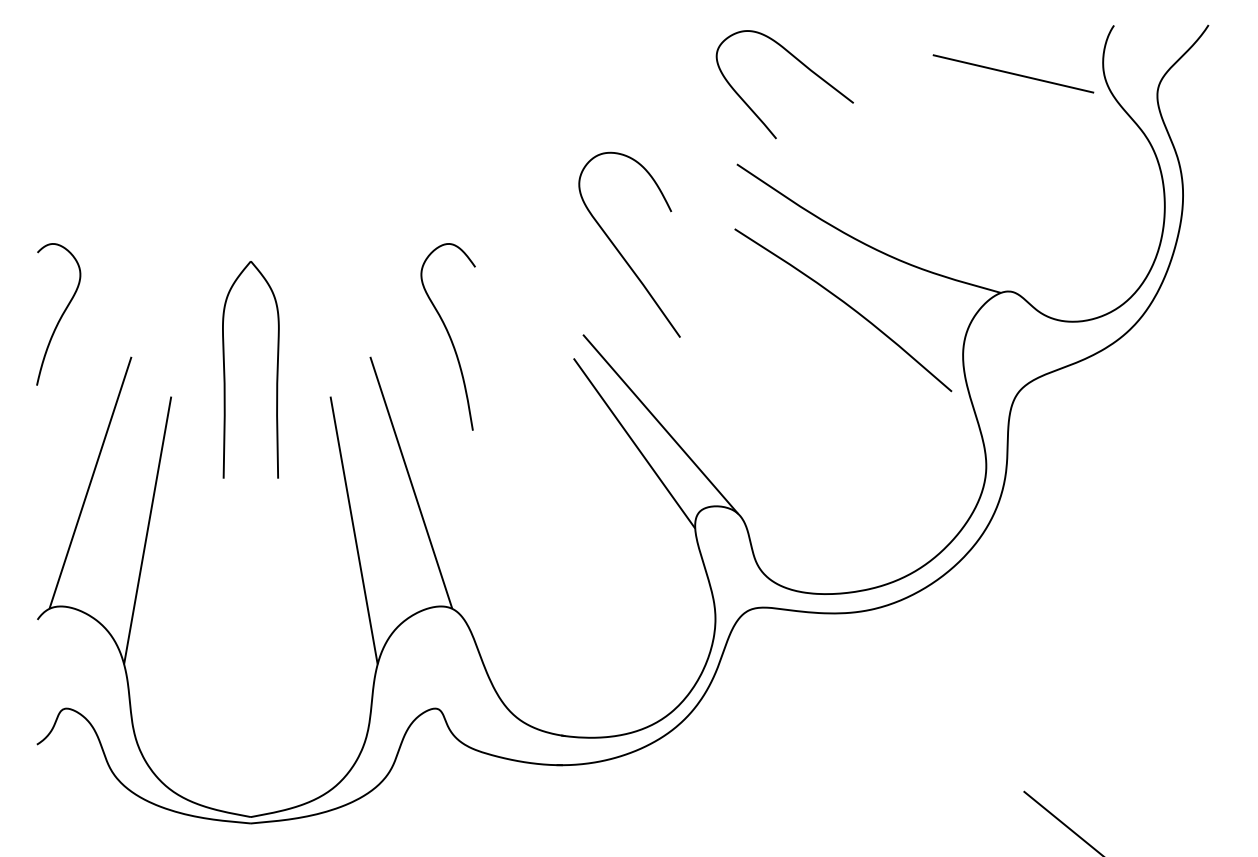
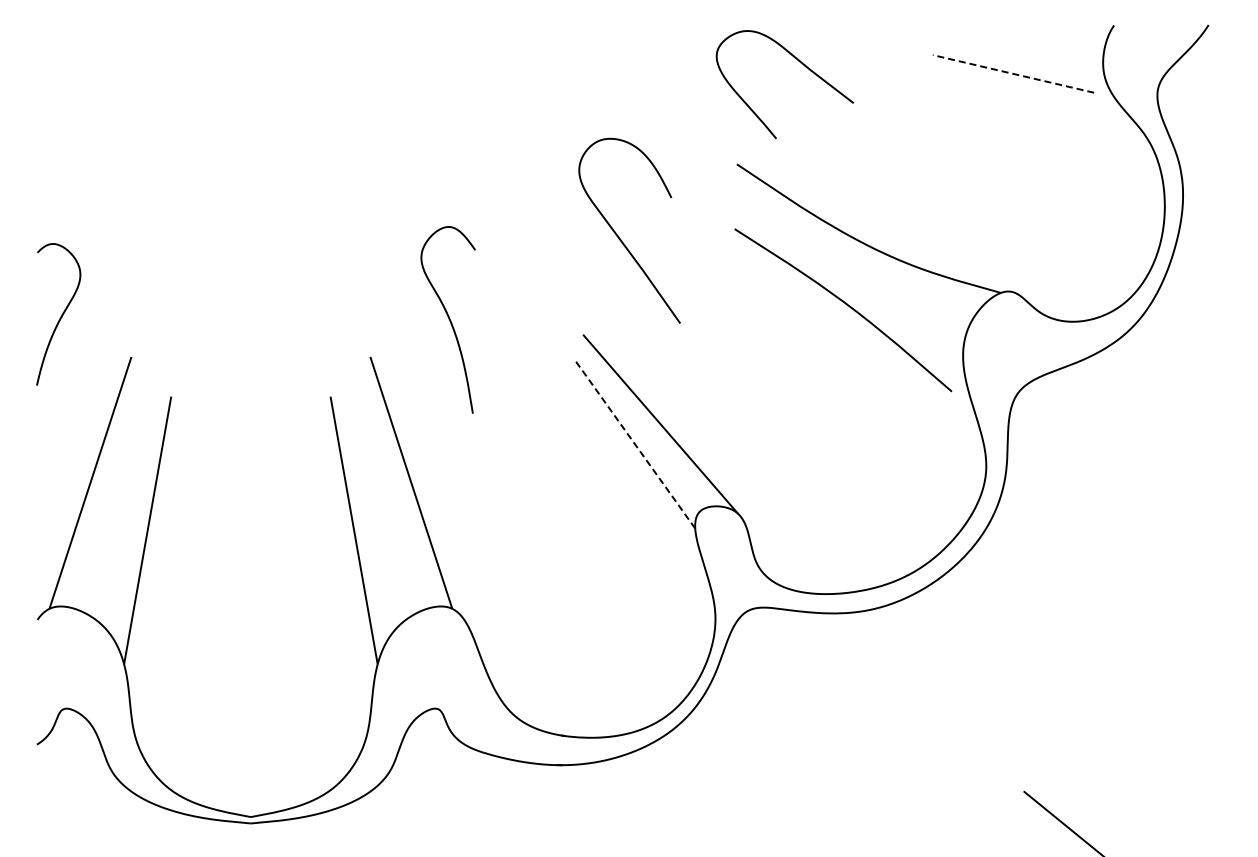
line: solid -> dashed (1013, 73)
curve position: (619, 250) -> (619, 236) (619, 236)
curve position: (448, 336) -> (448, 319) (448, 319)
part: present -> none (225, 370)
line: solid -> dashed (634, 443)
